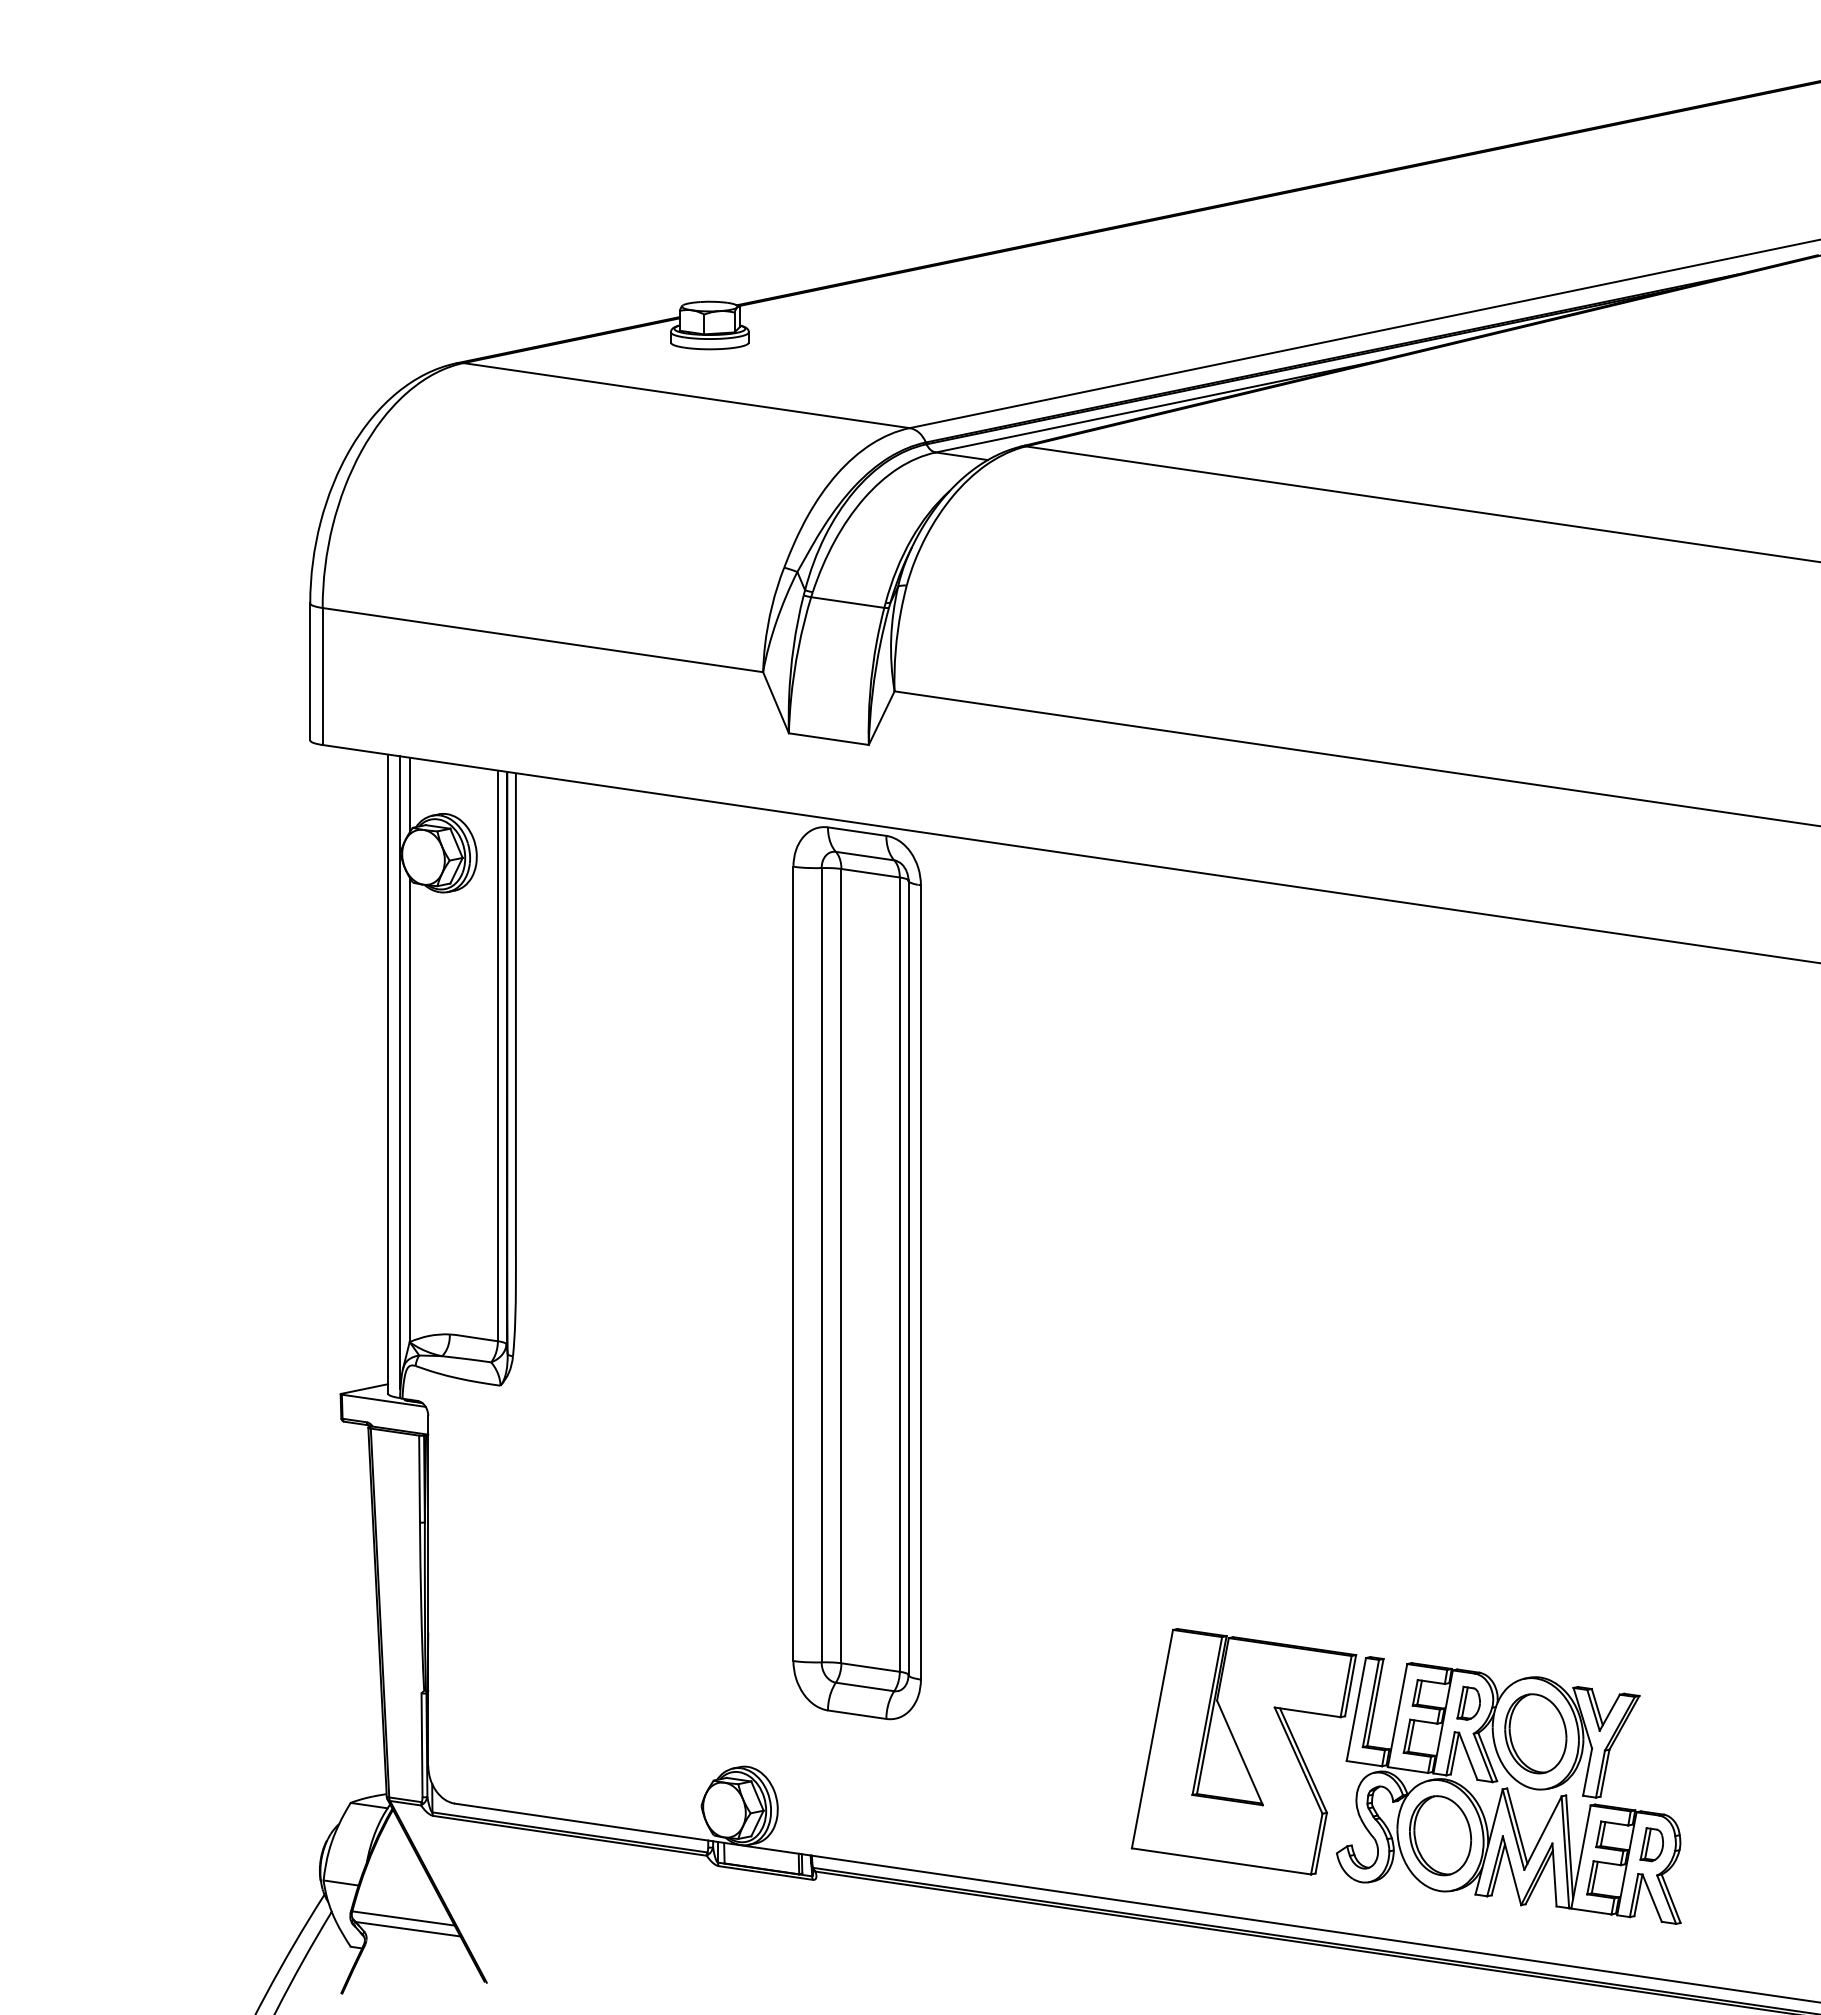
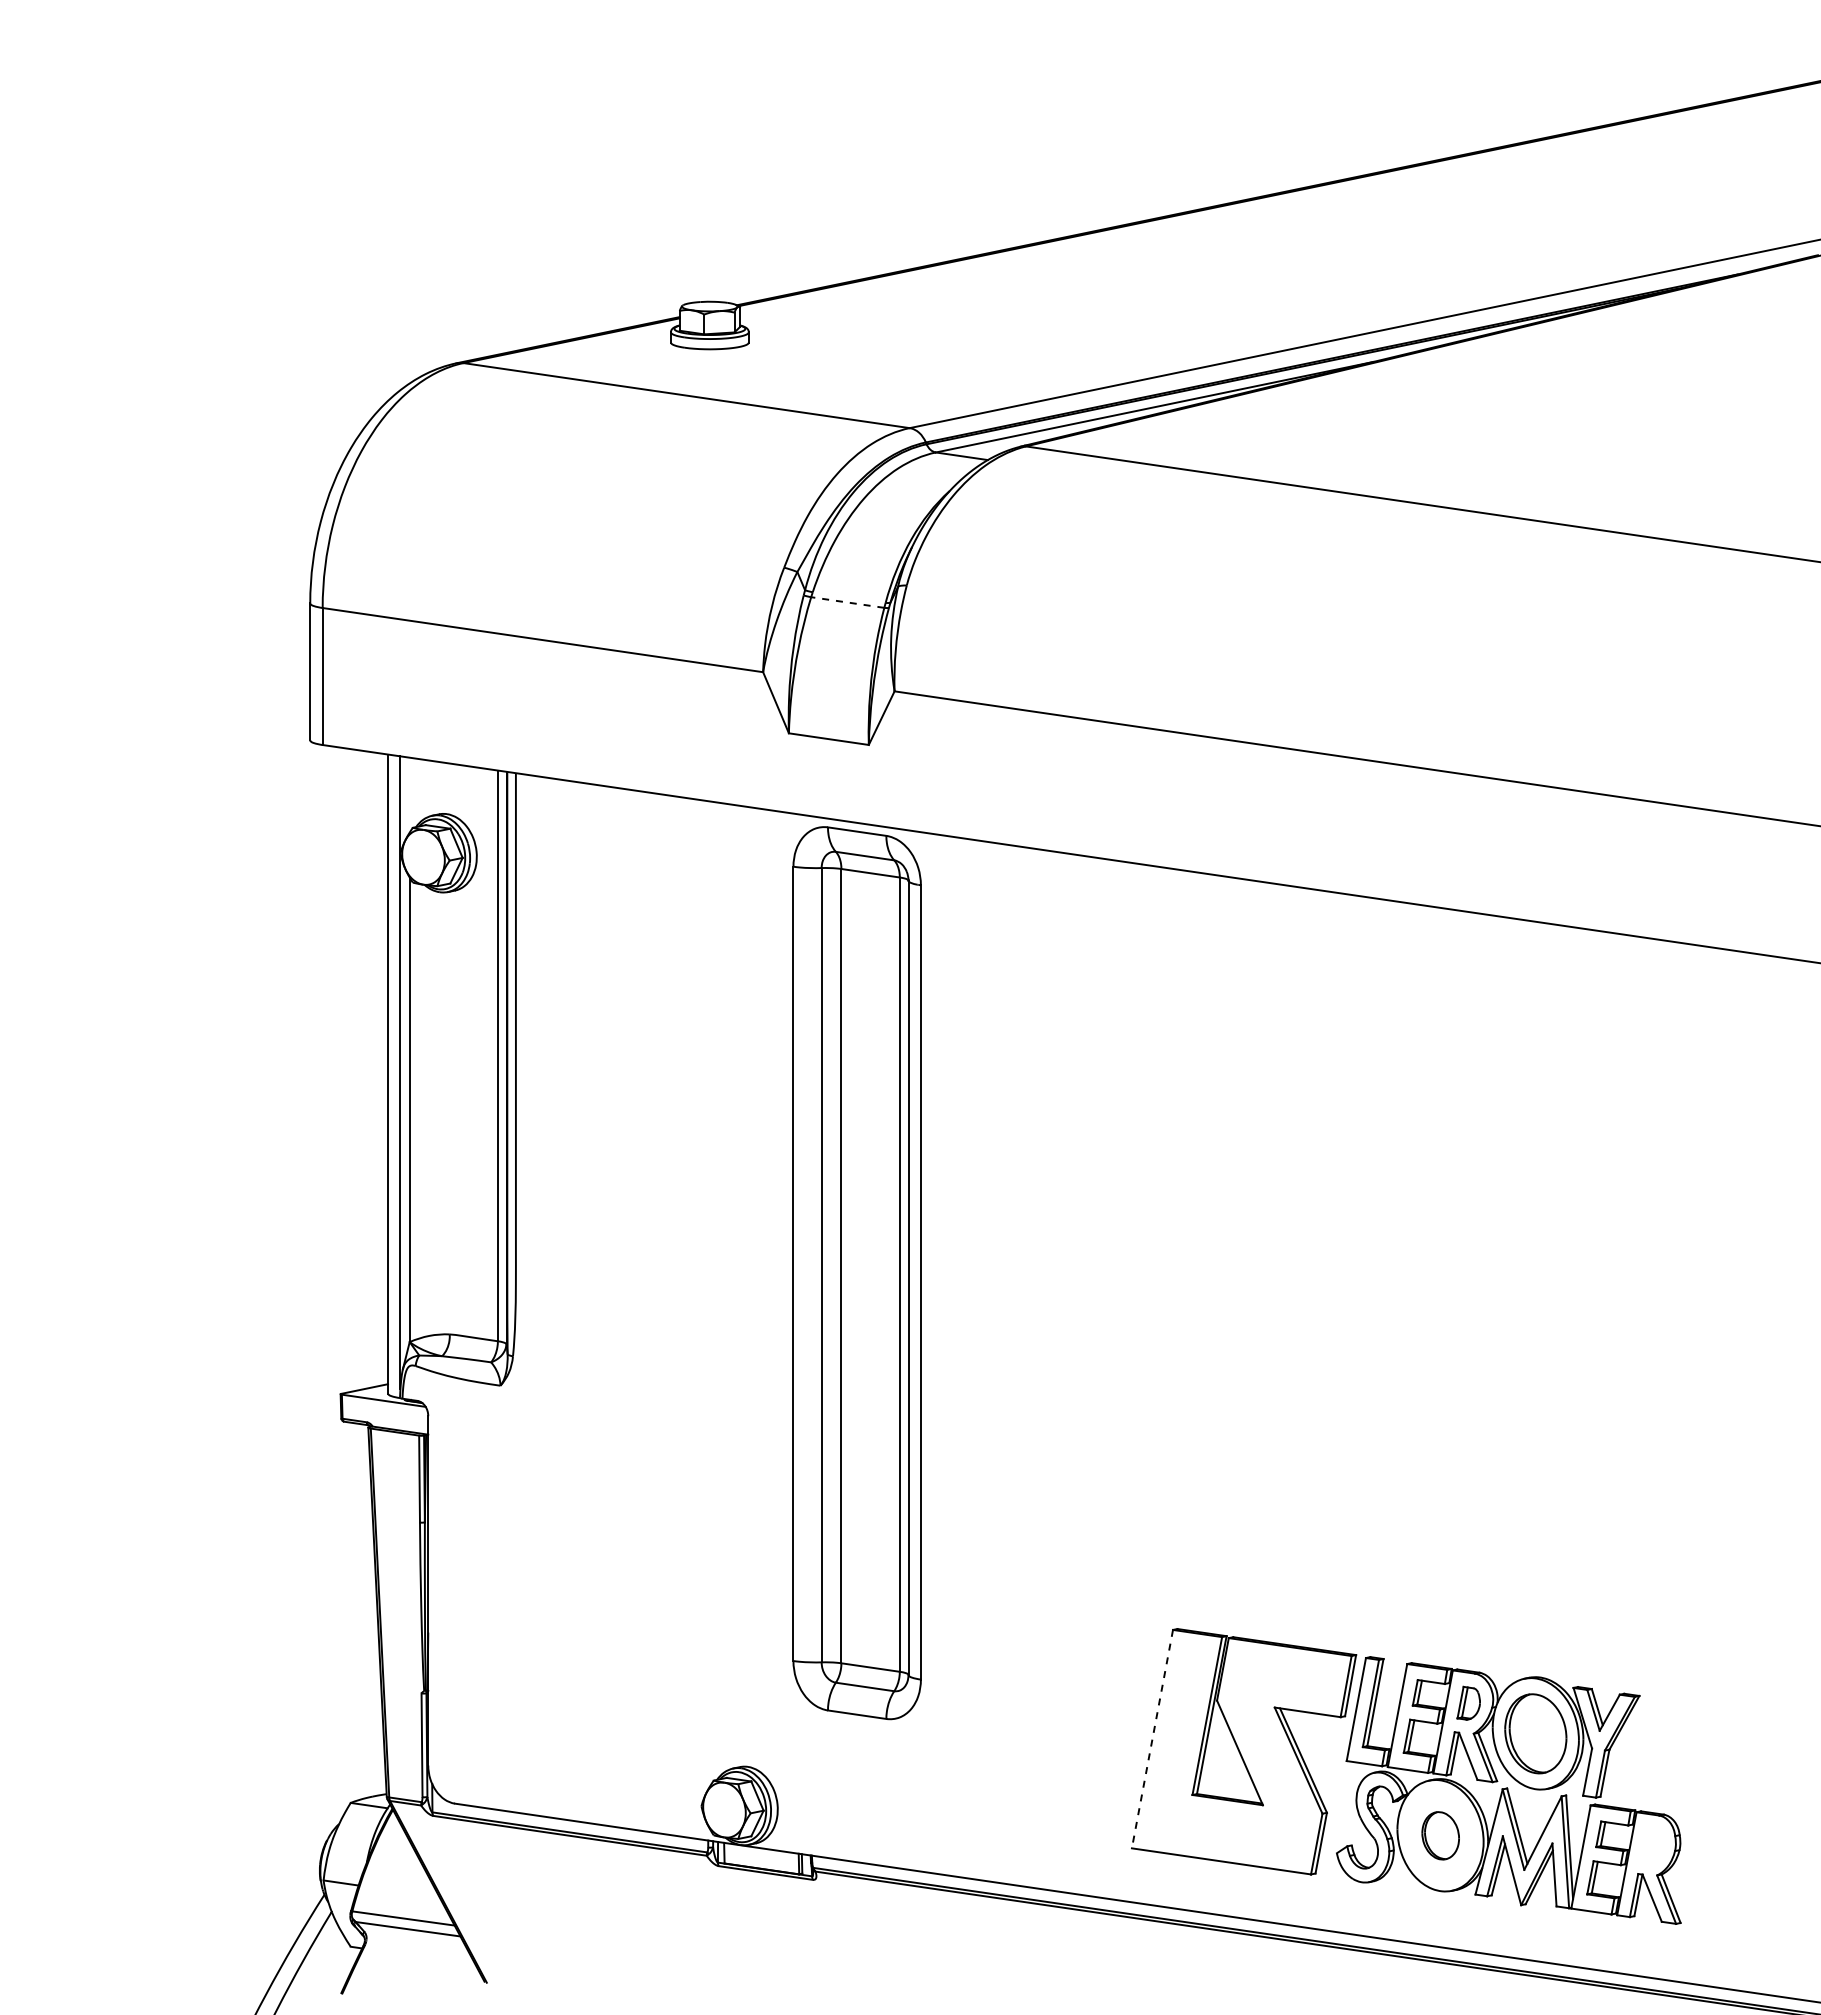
line: solid -> dashed (847, 602)
line: present -> none (409, 794)
line: solid -> dashed (1152, 1739)
part size: 64x82 px -> 39x50 px (1440, 1835)
part: present -> none (1651, 1844)
